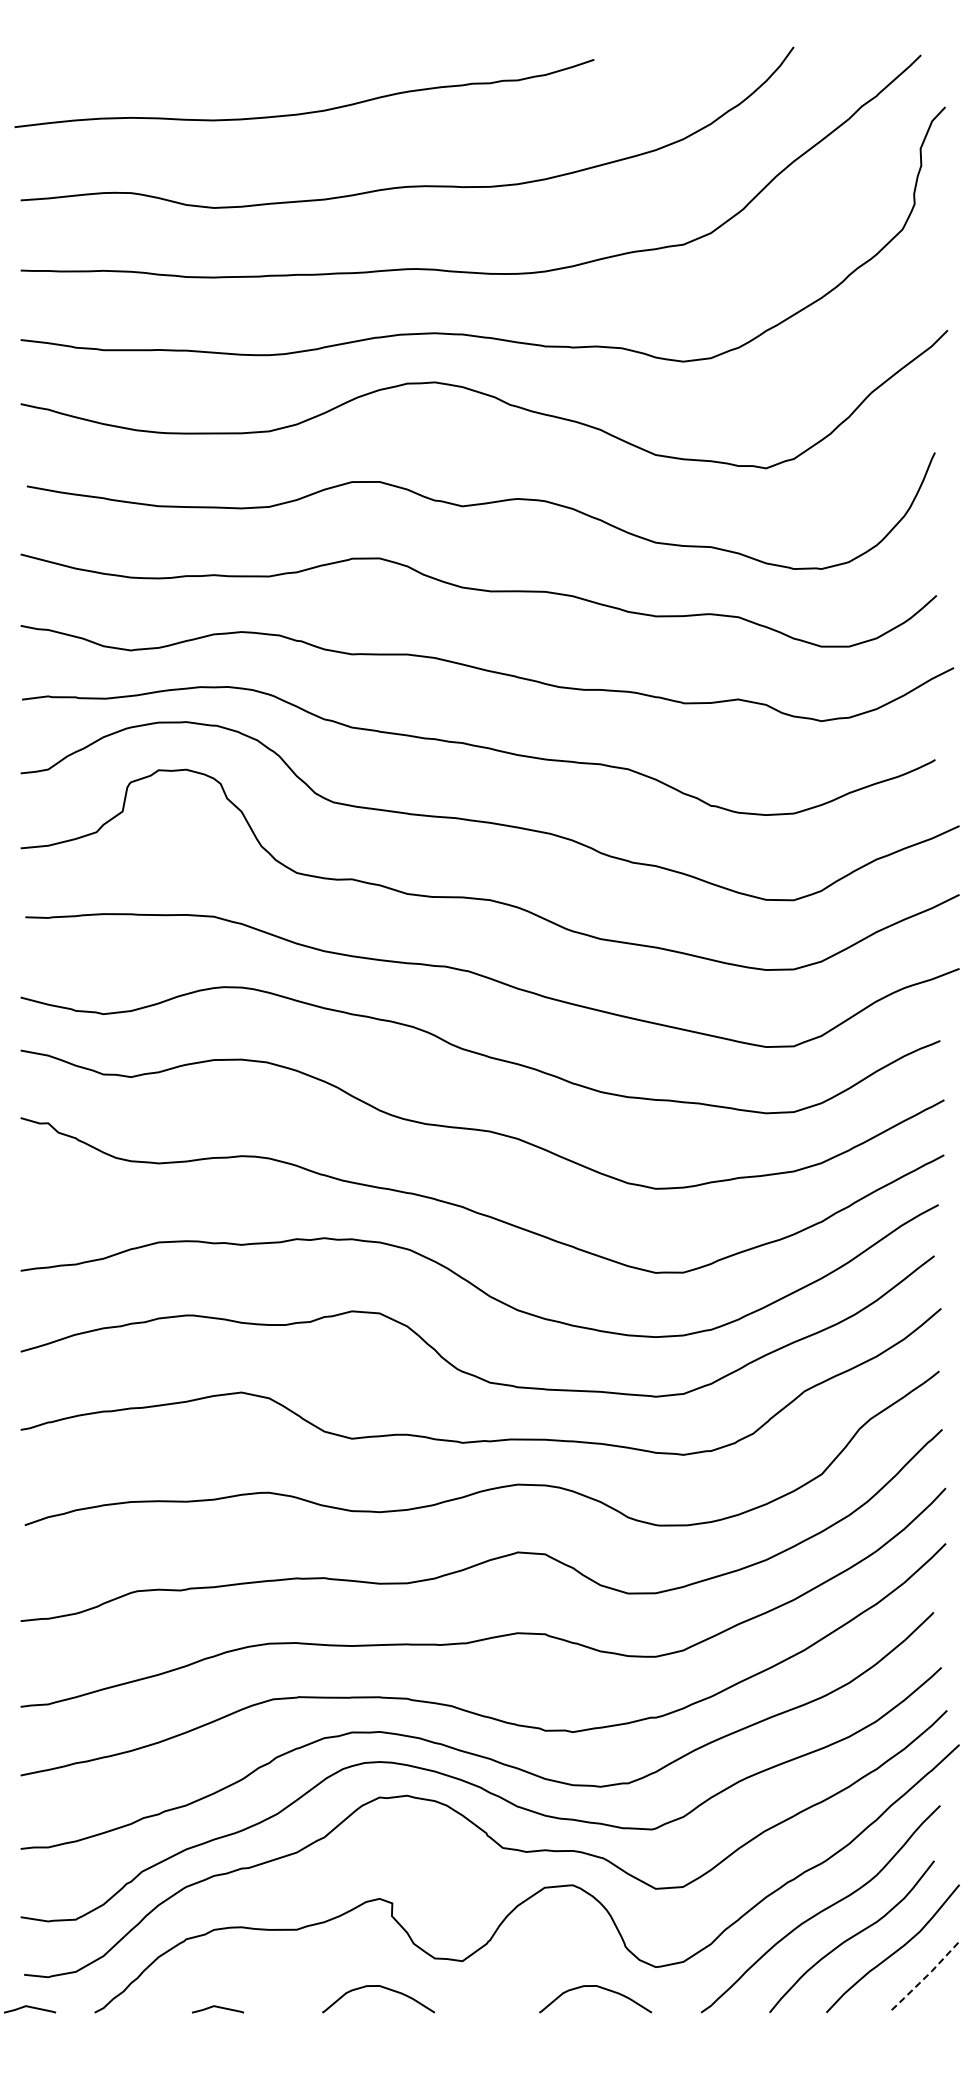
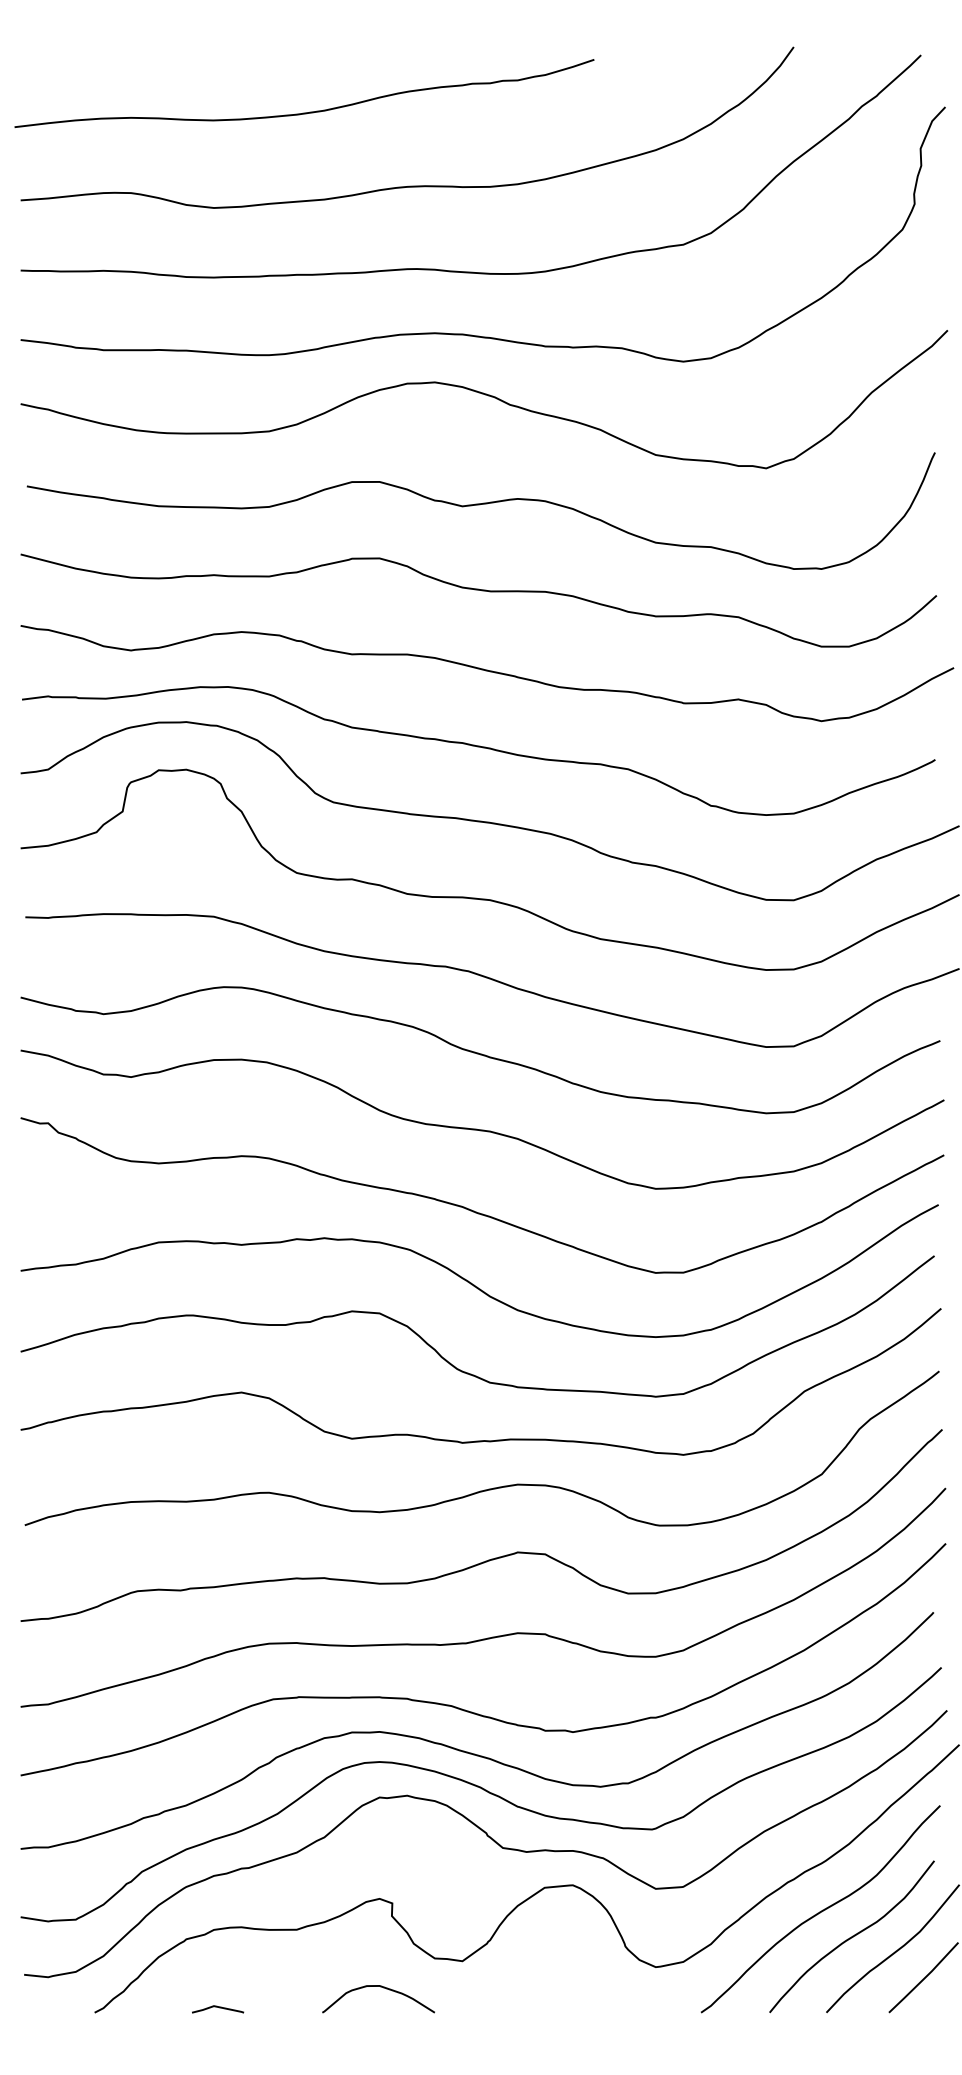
line: dashed -> solid (924, 1978)
curve: present -> none (600, 1988)
line: present -> none (31, 2008)
